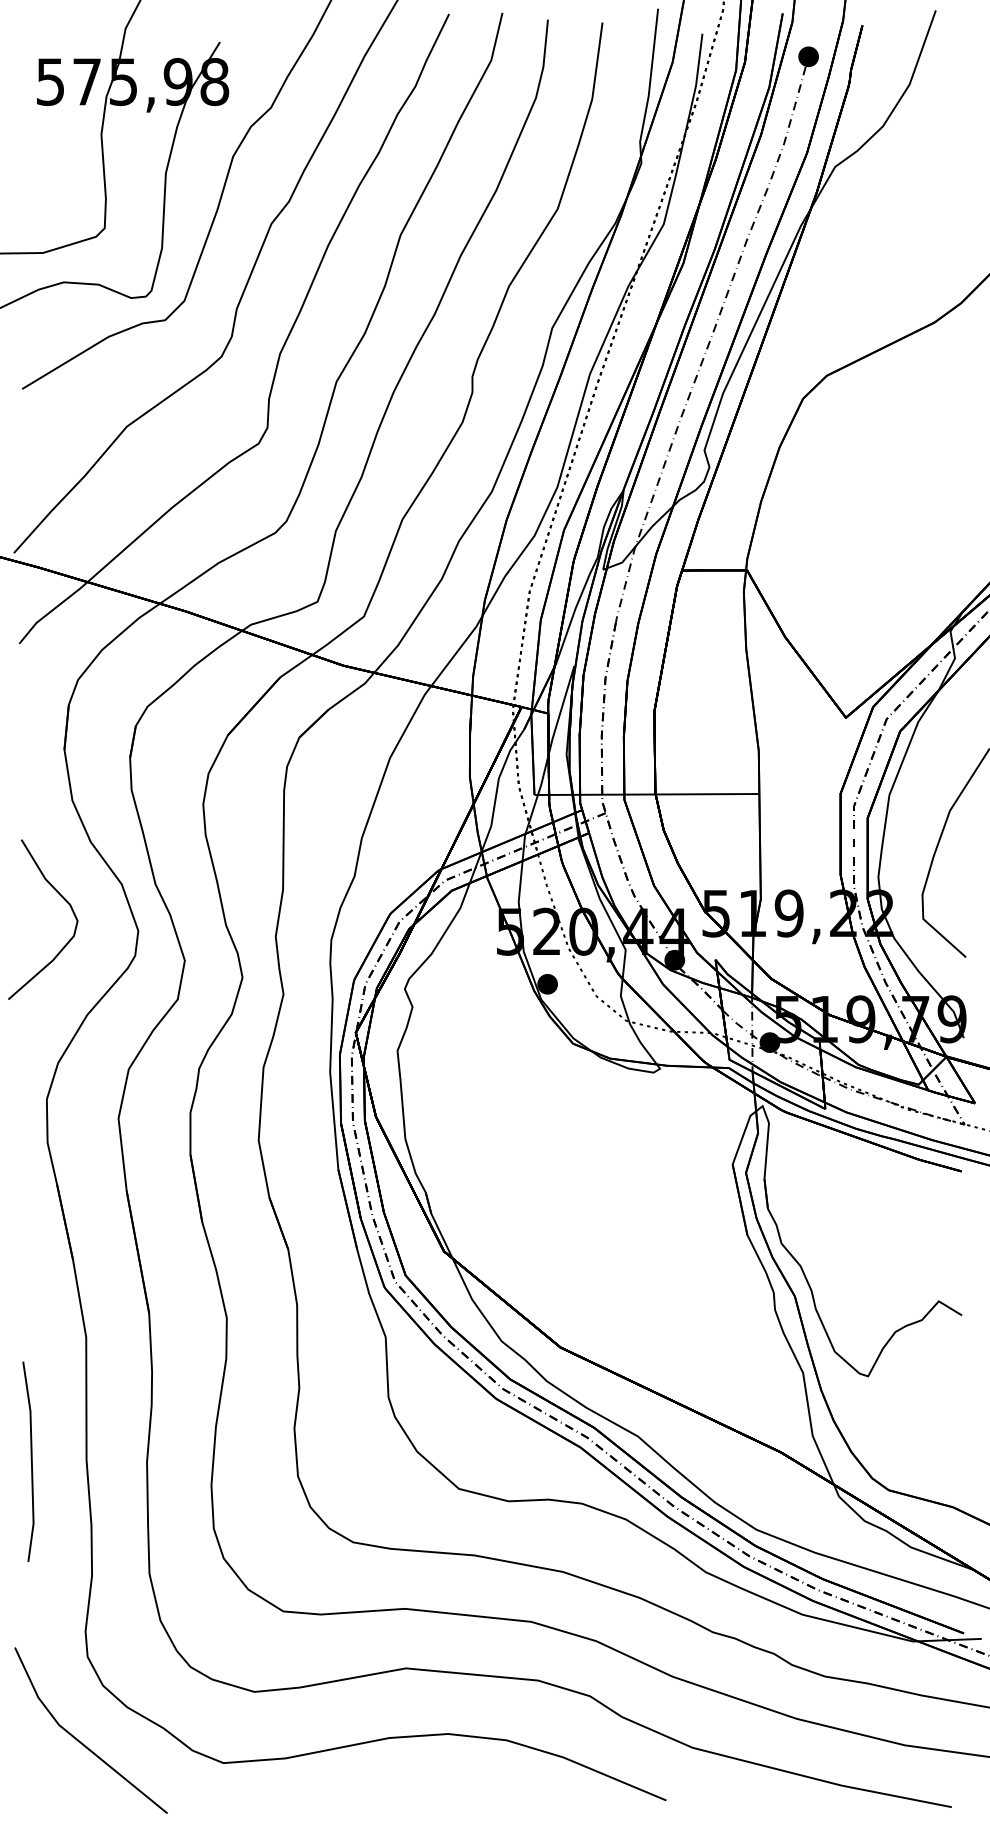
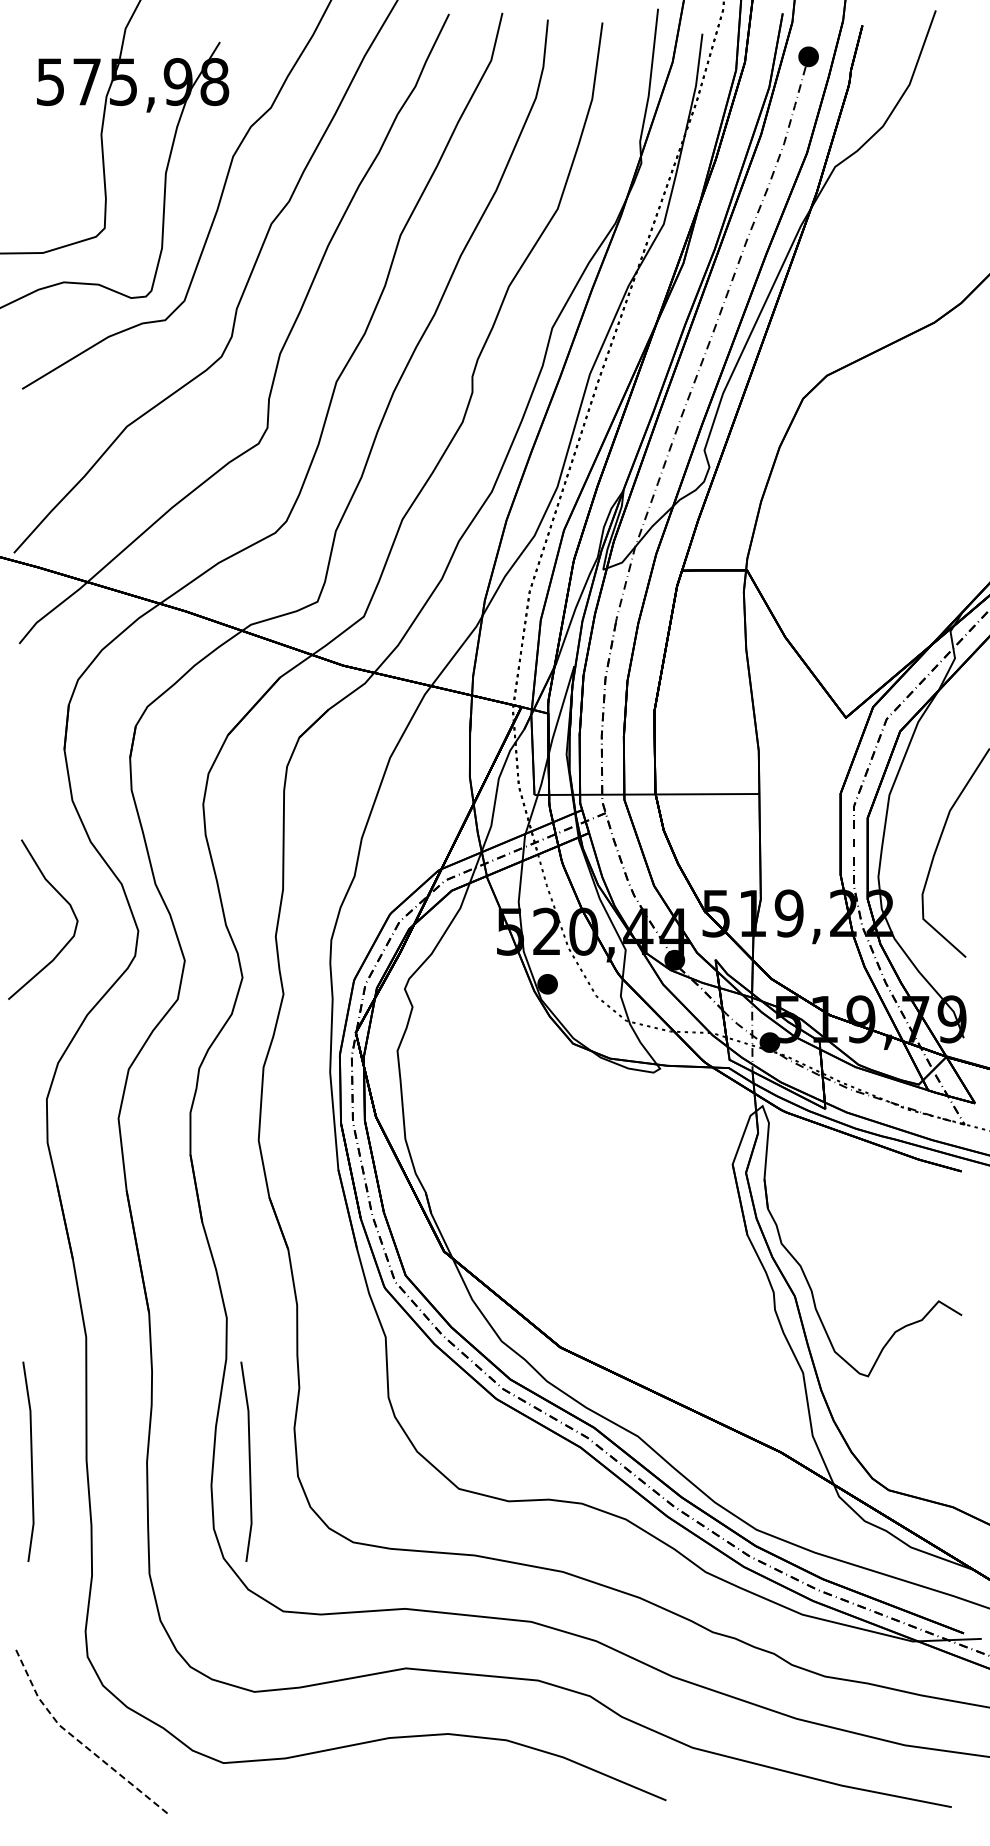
line: none -> present (248, 1459)
line: solid -> dashed (77, 1740)
